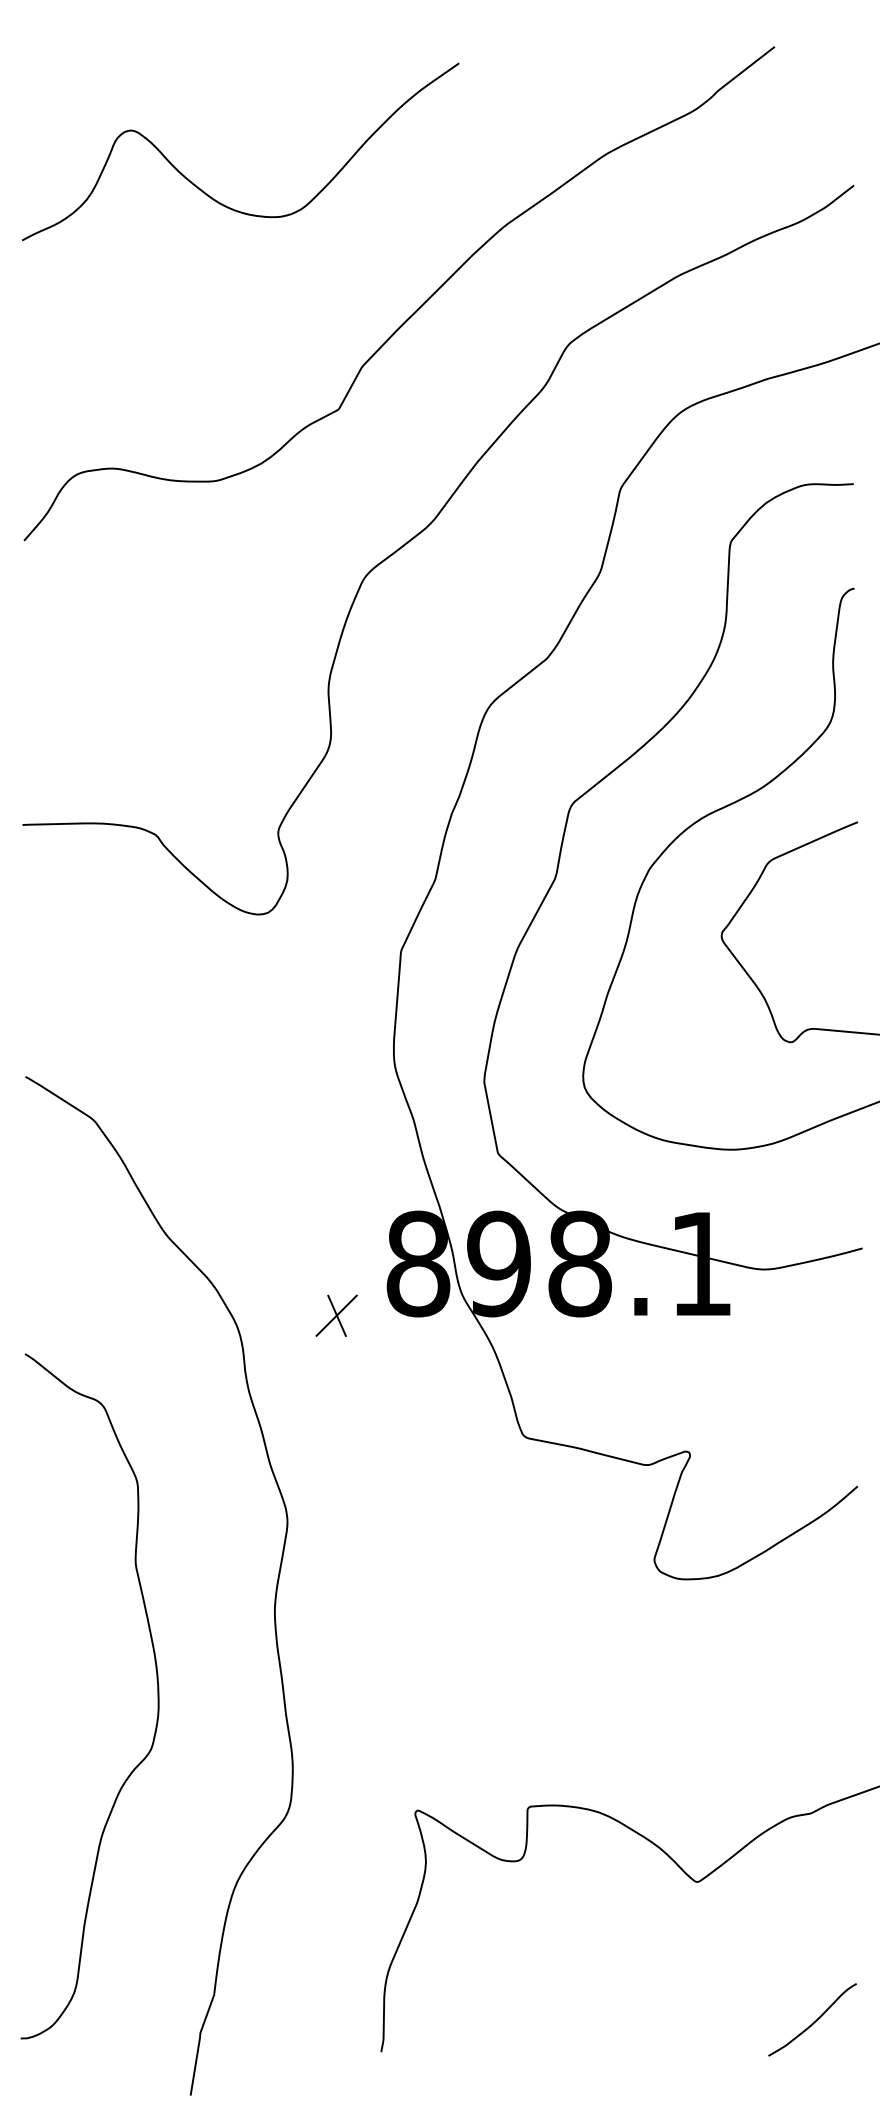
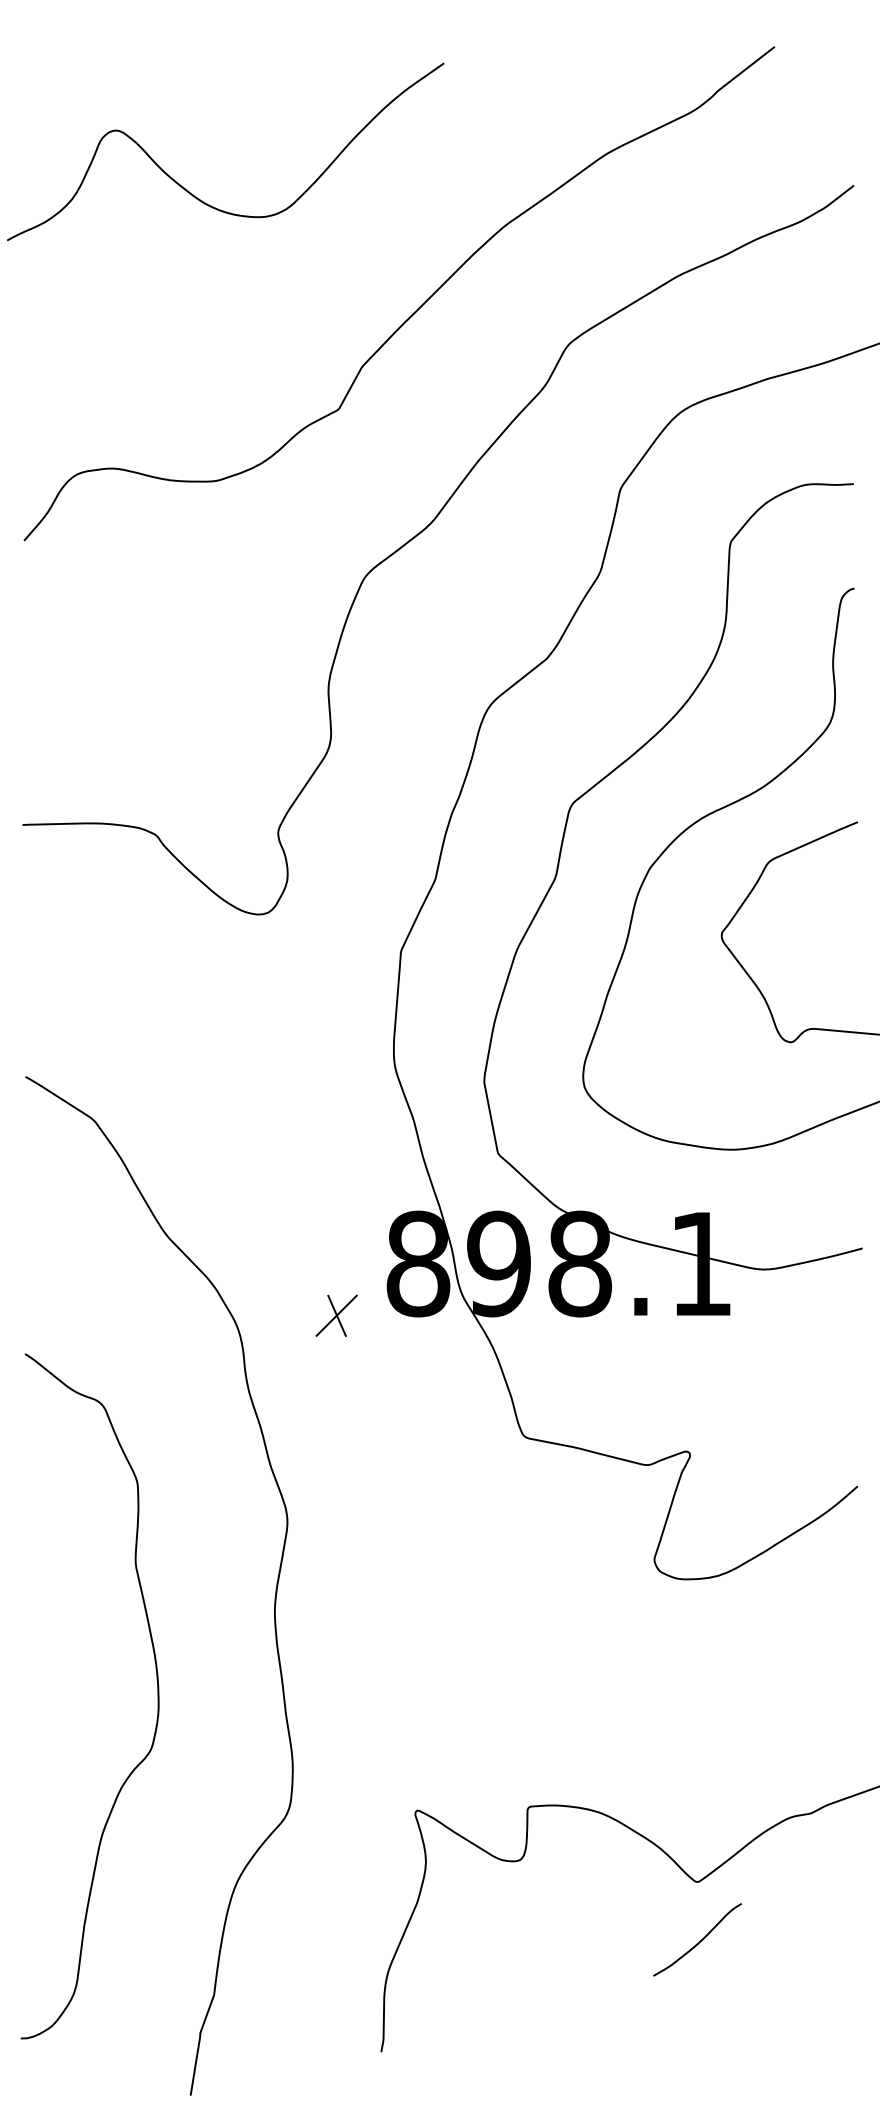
curve position: (211, 196) -> (196, 196) (196, 196)
curve position: (814, 2021) -> (699, 1941) (699, 1941)
